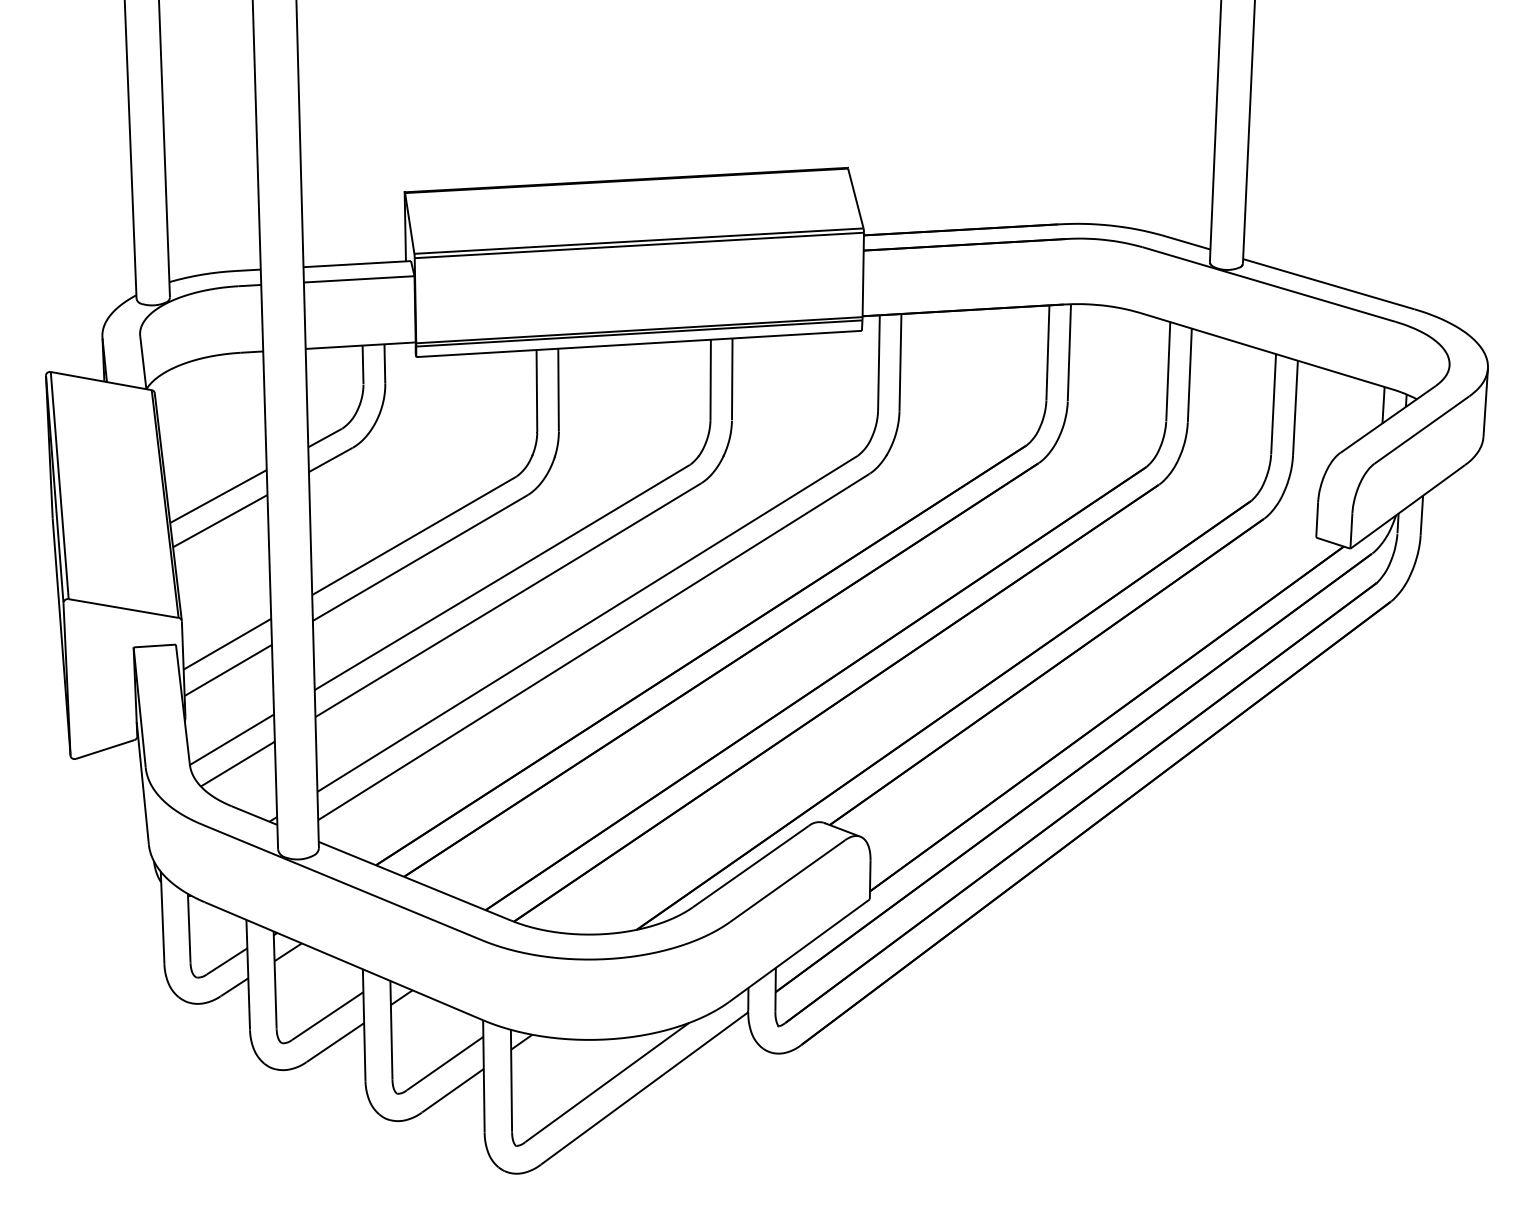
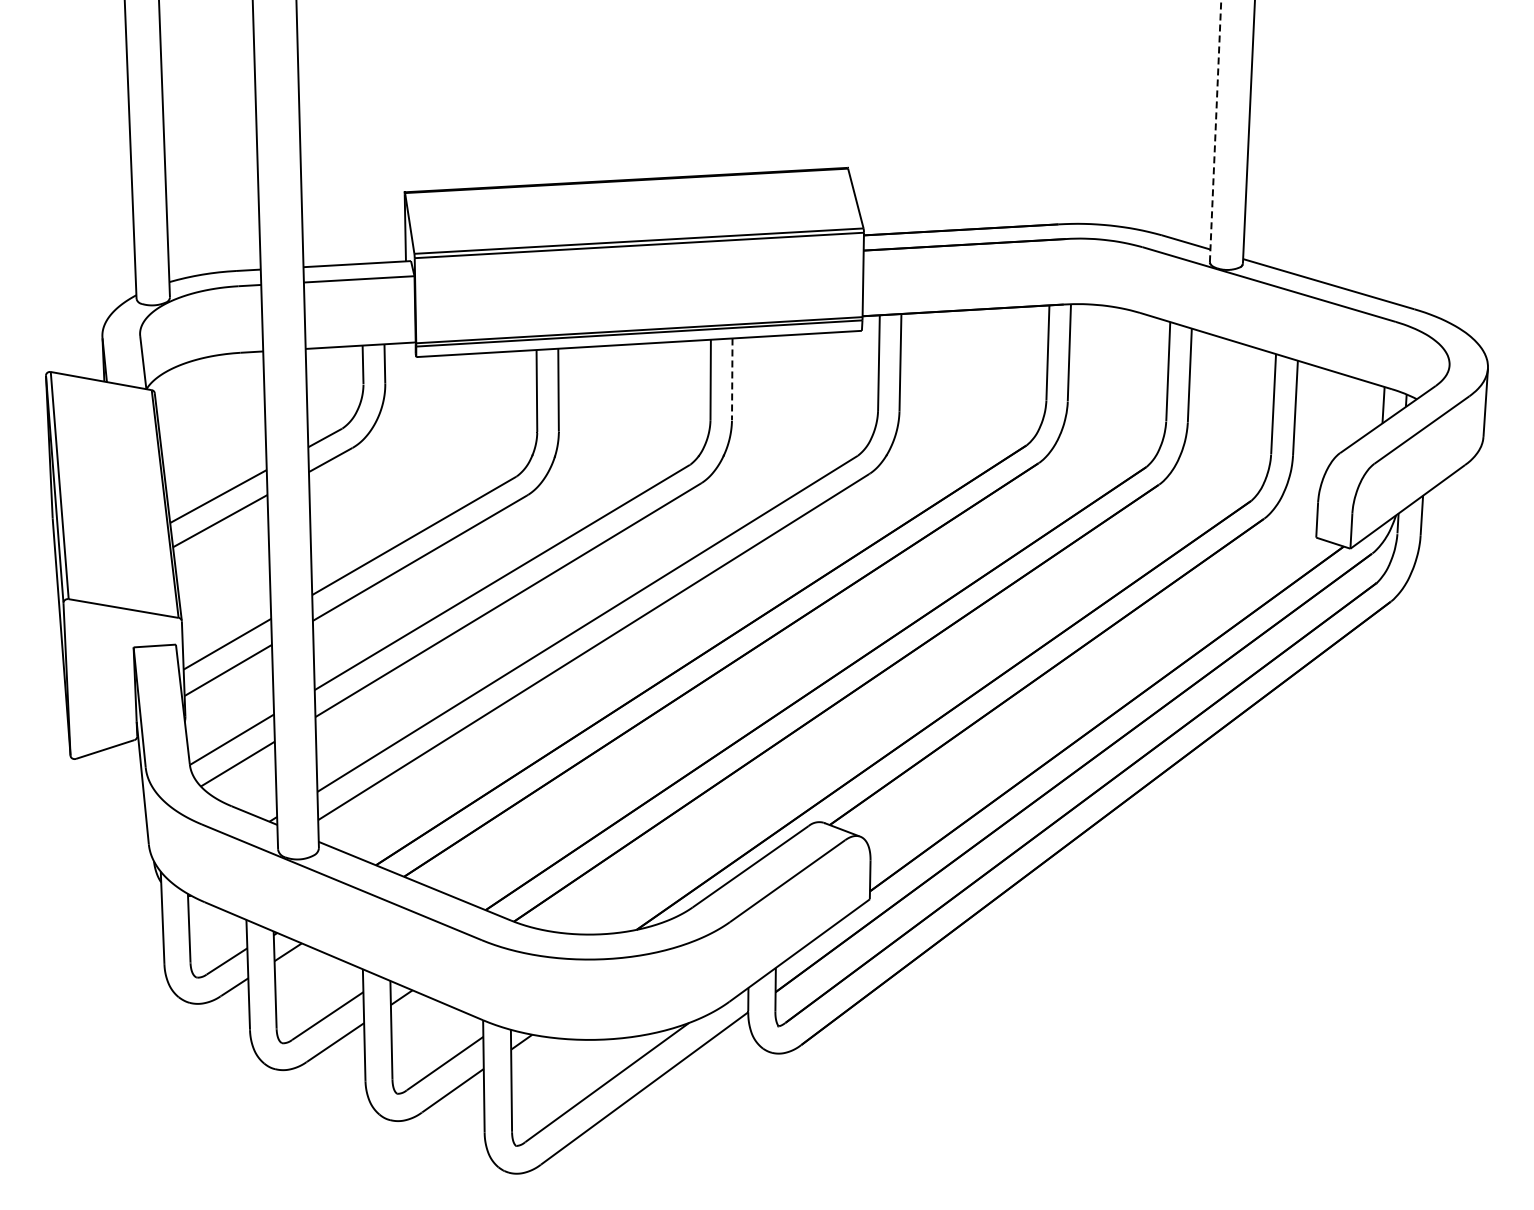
line: solid -> dashed (1215, 131)
line: solid -> dashed (732, 379)
